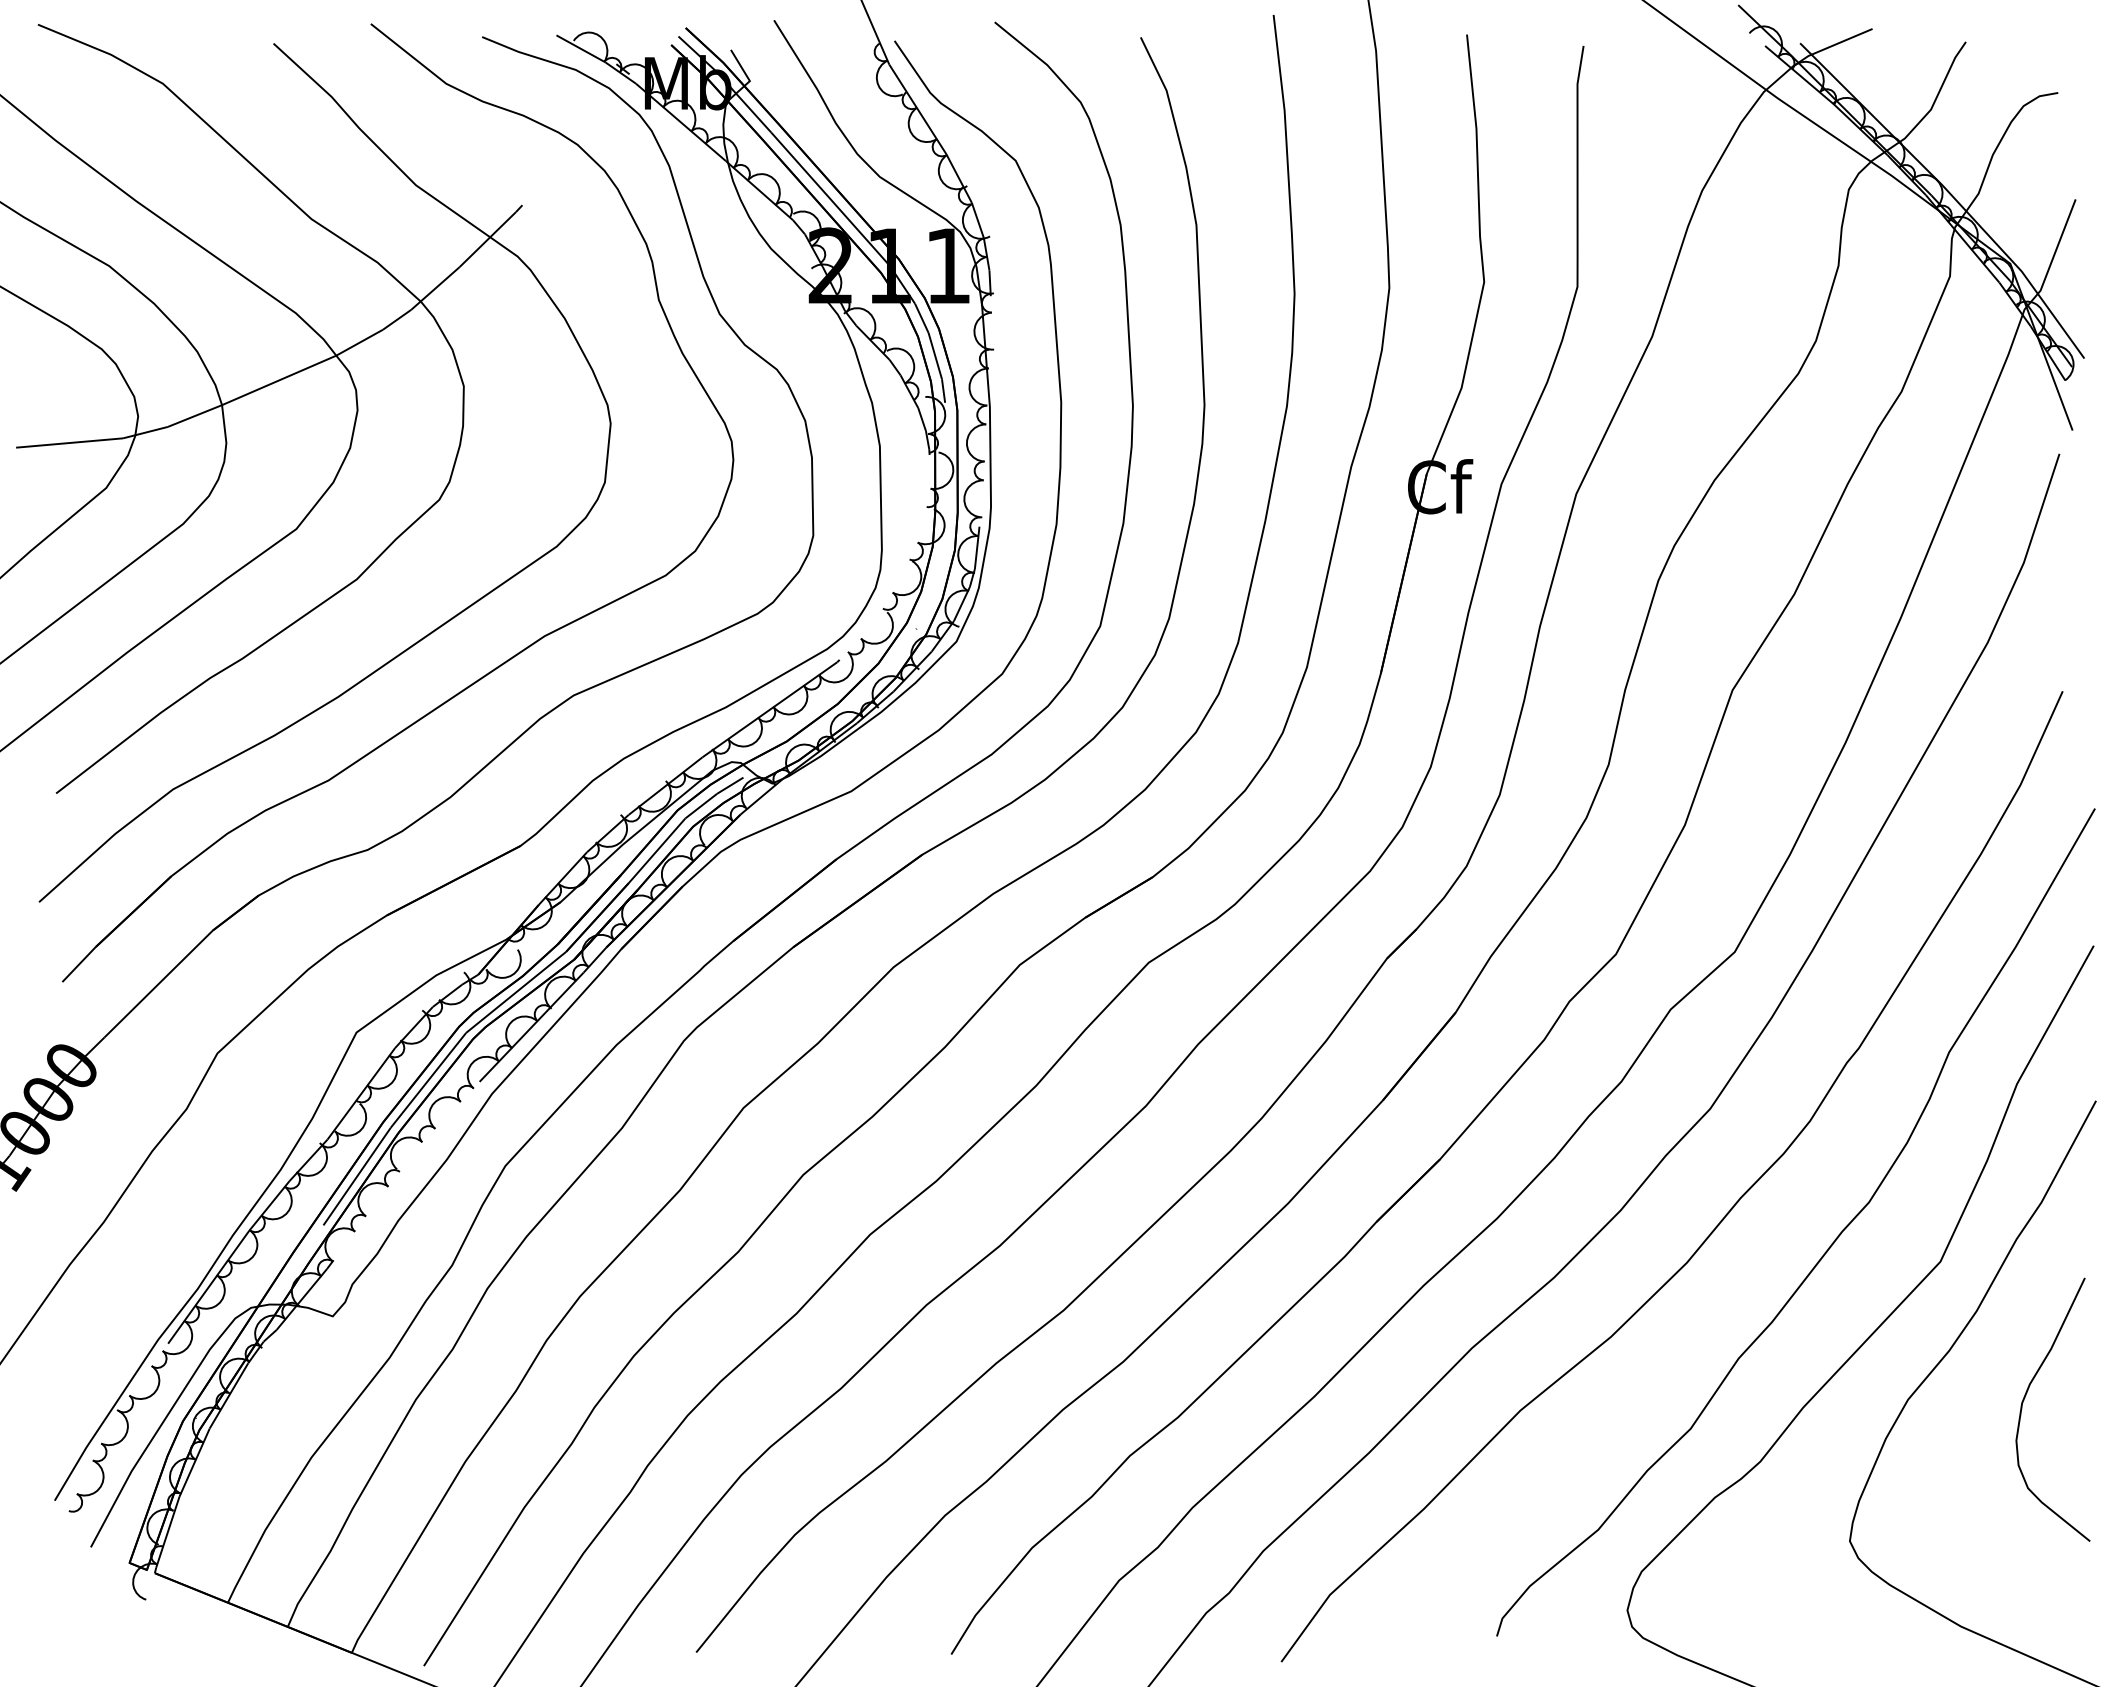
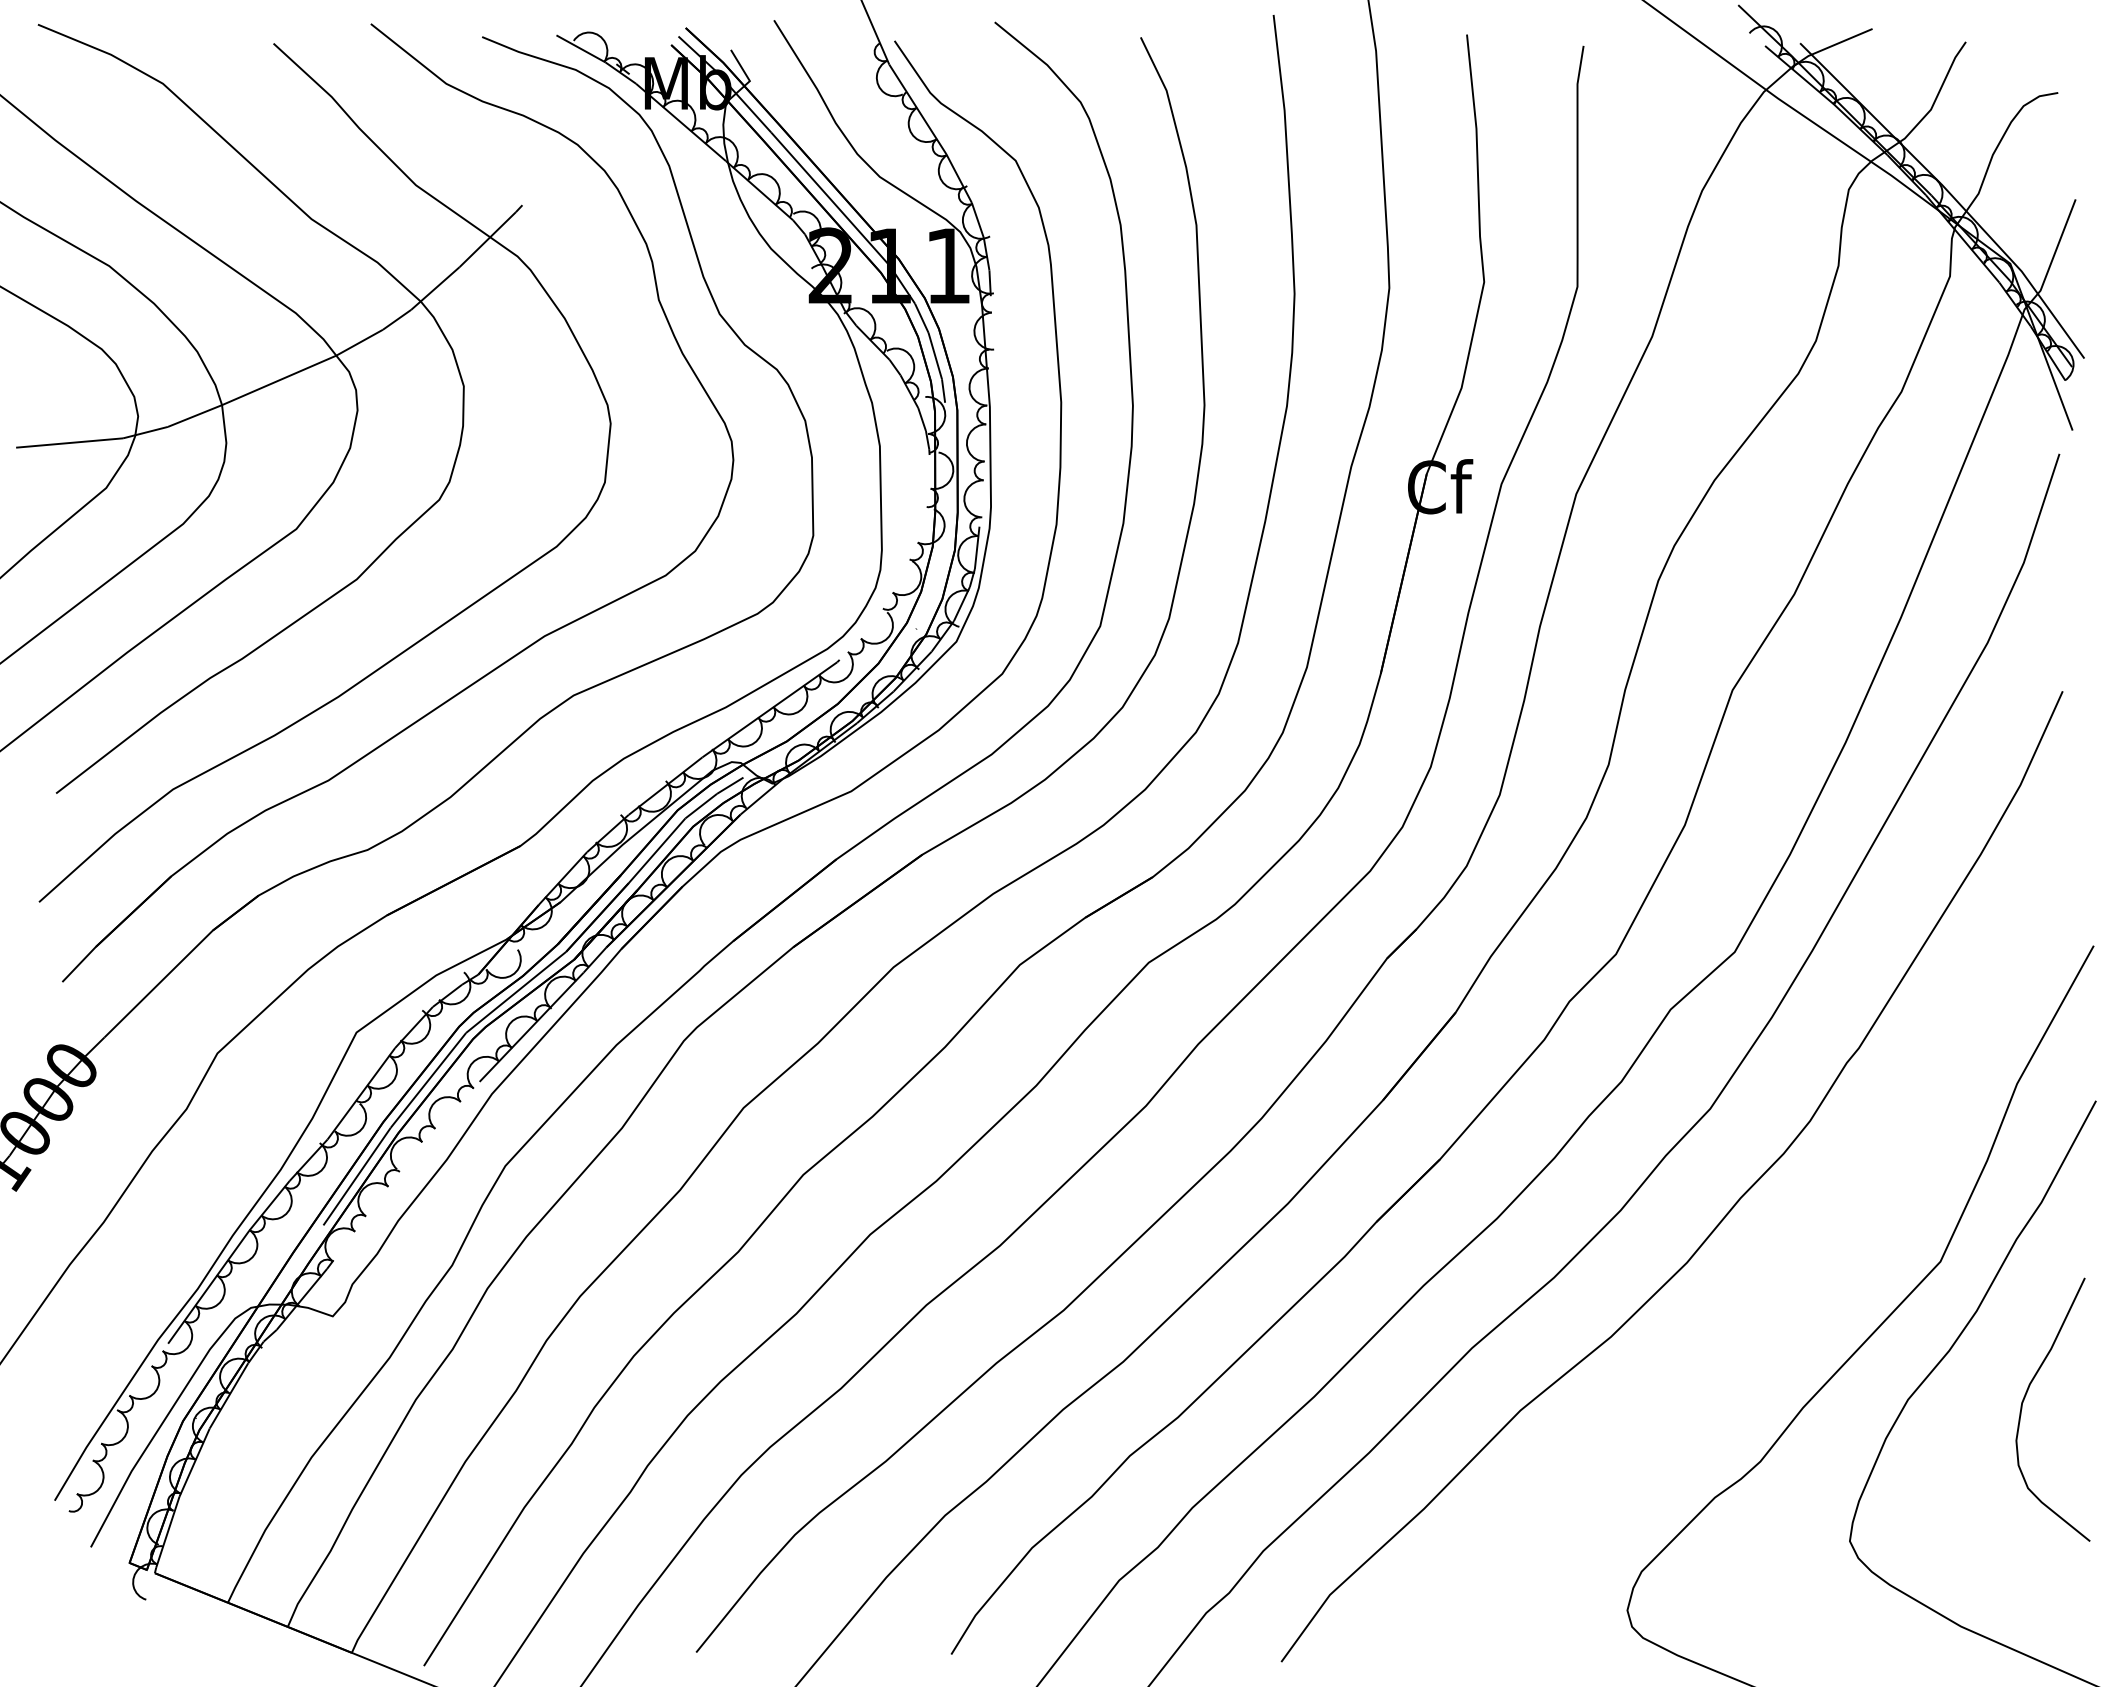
curve: present -> none (1827, 1248)
